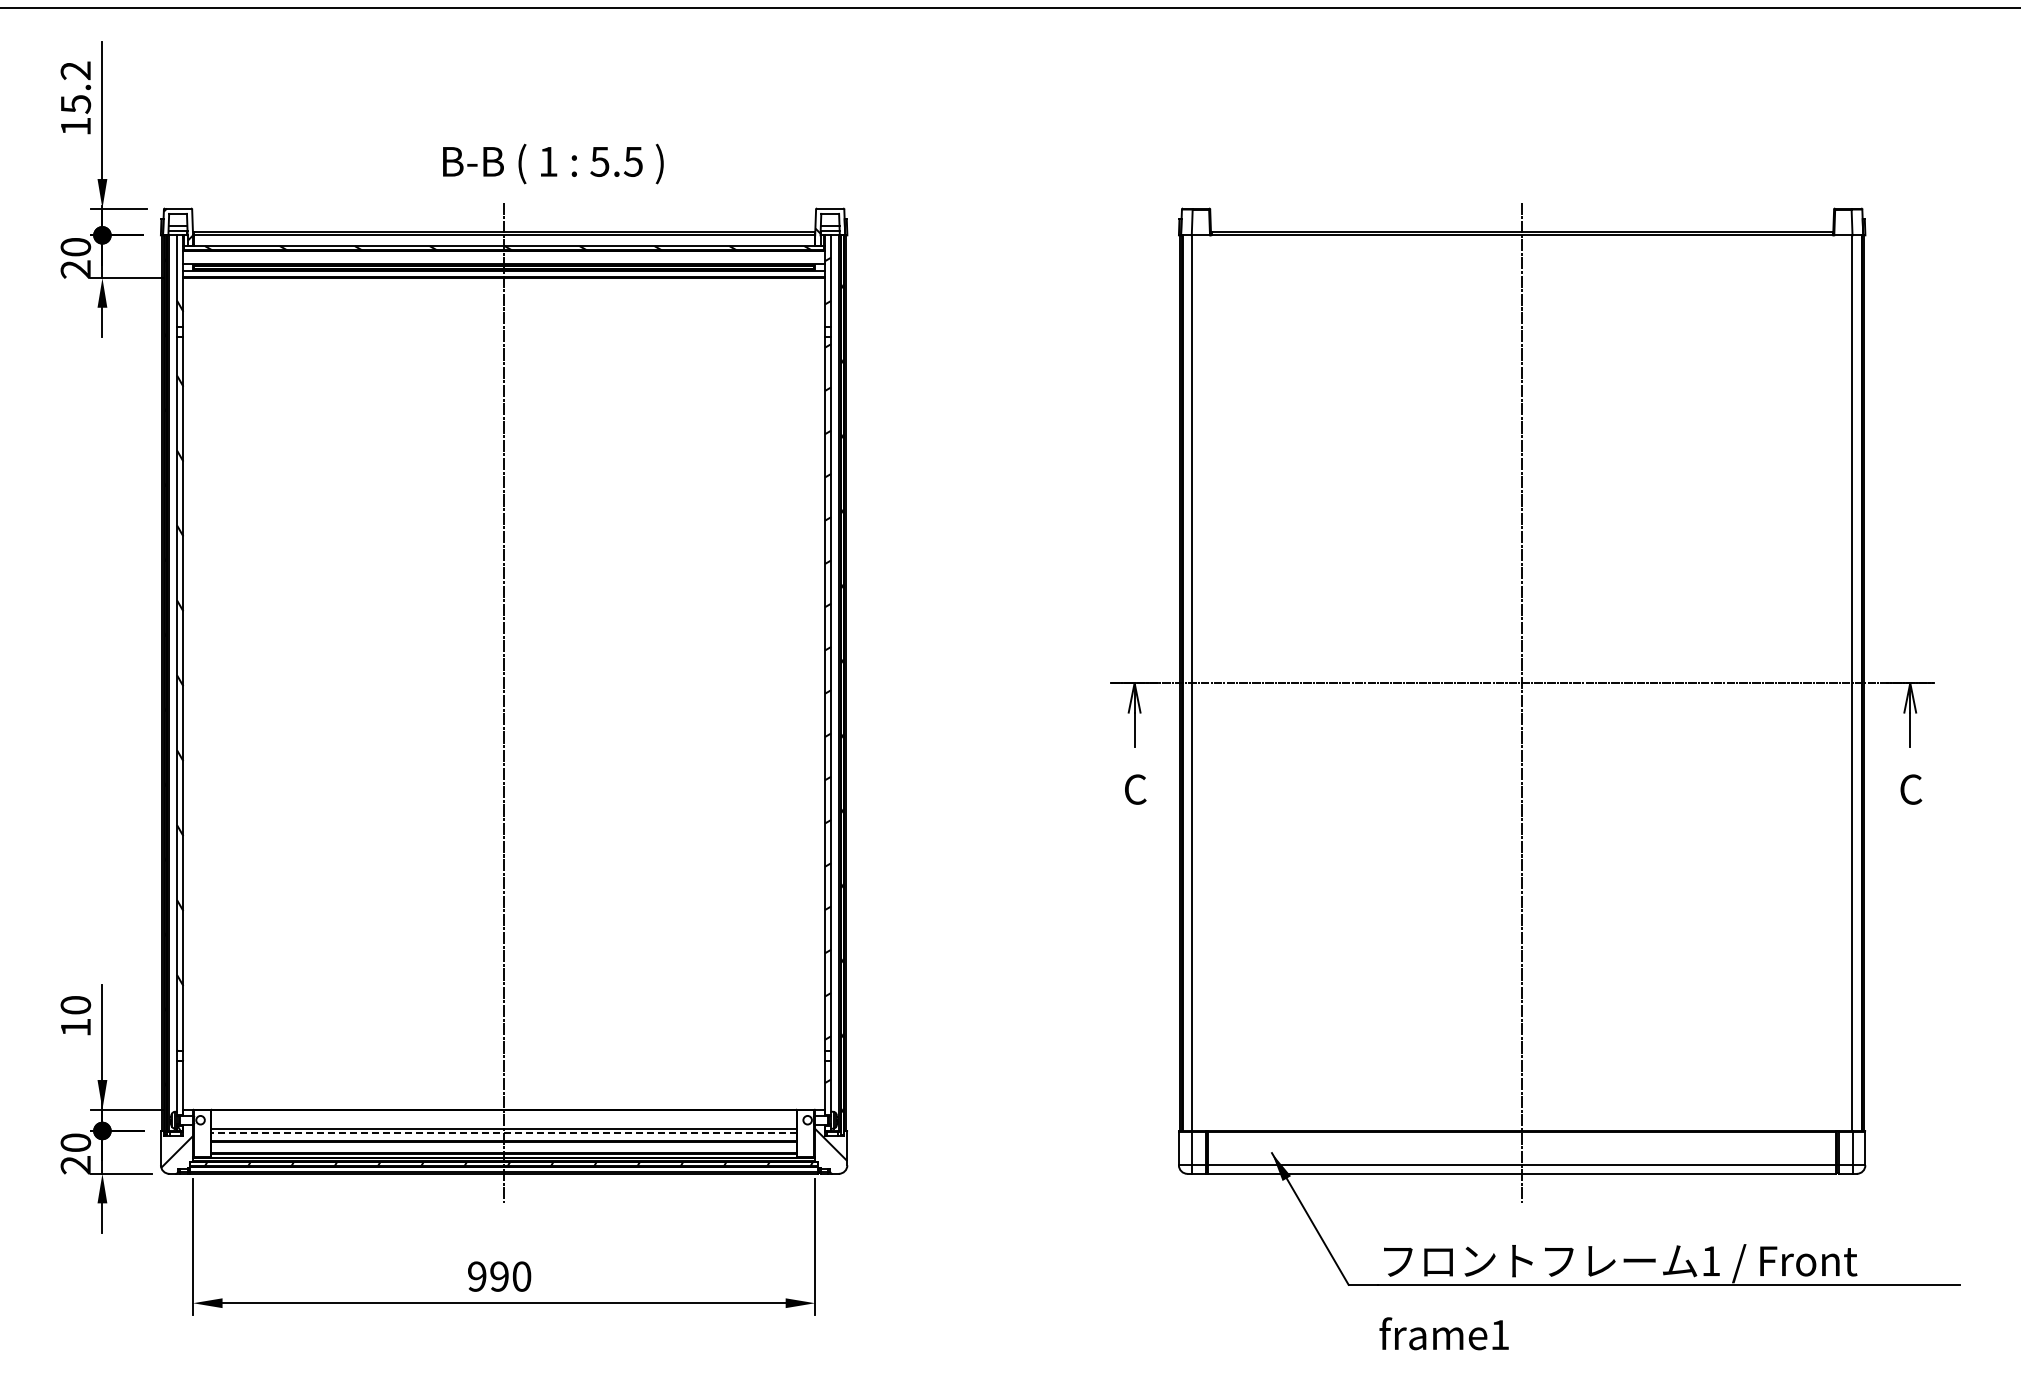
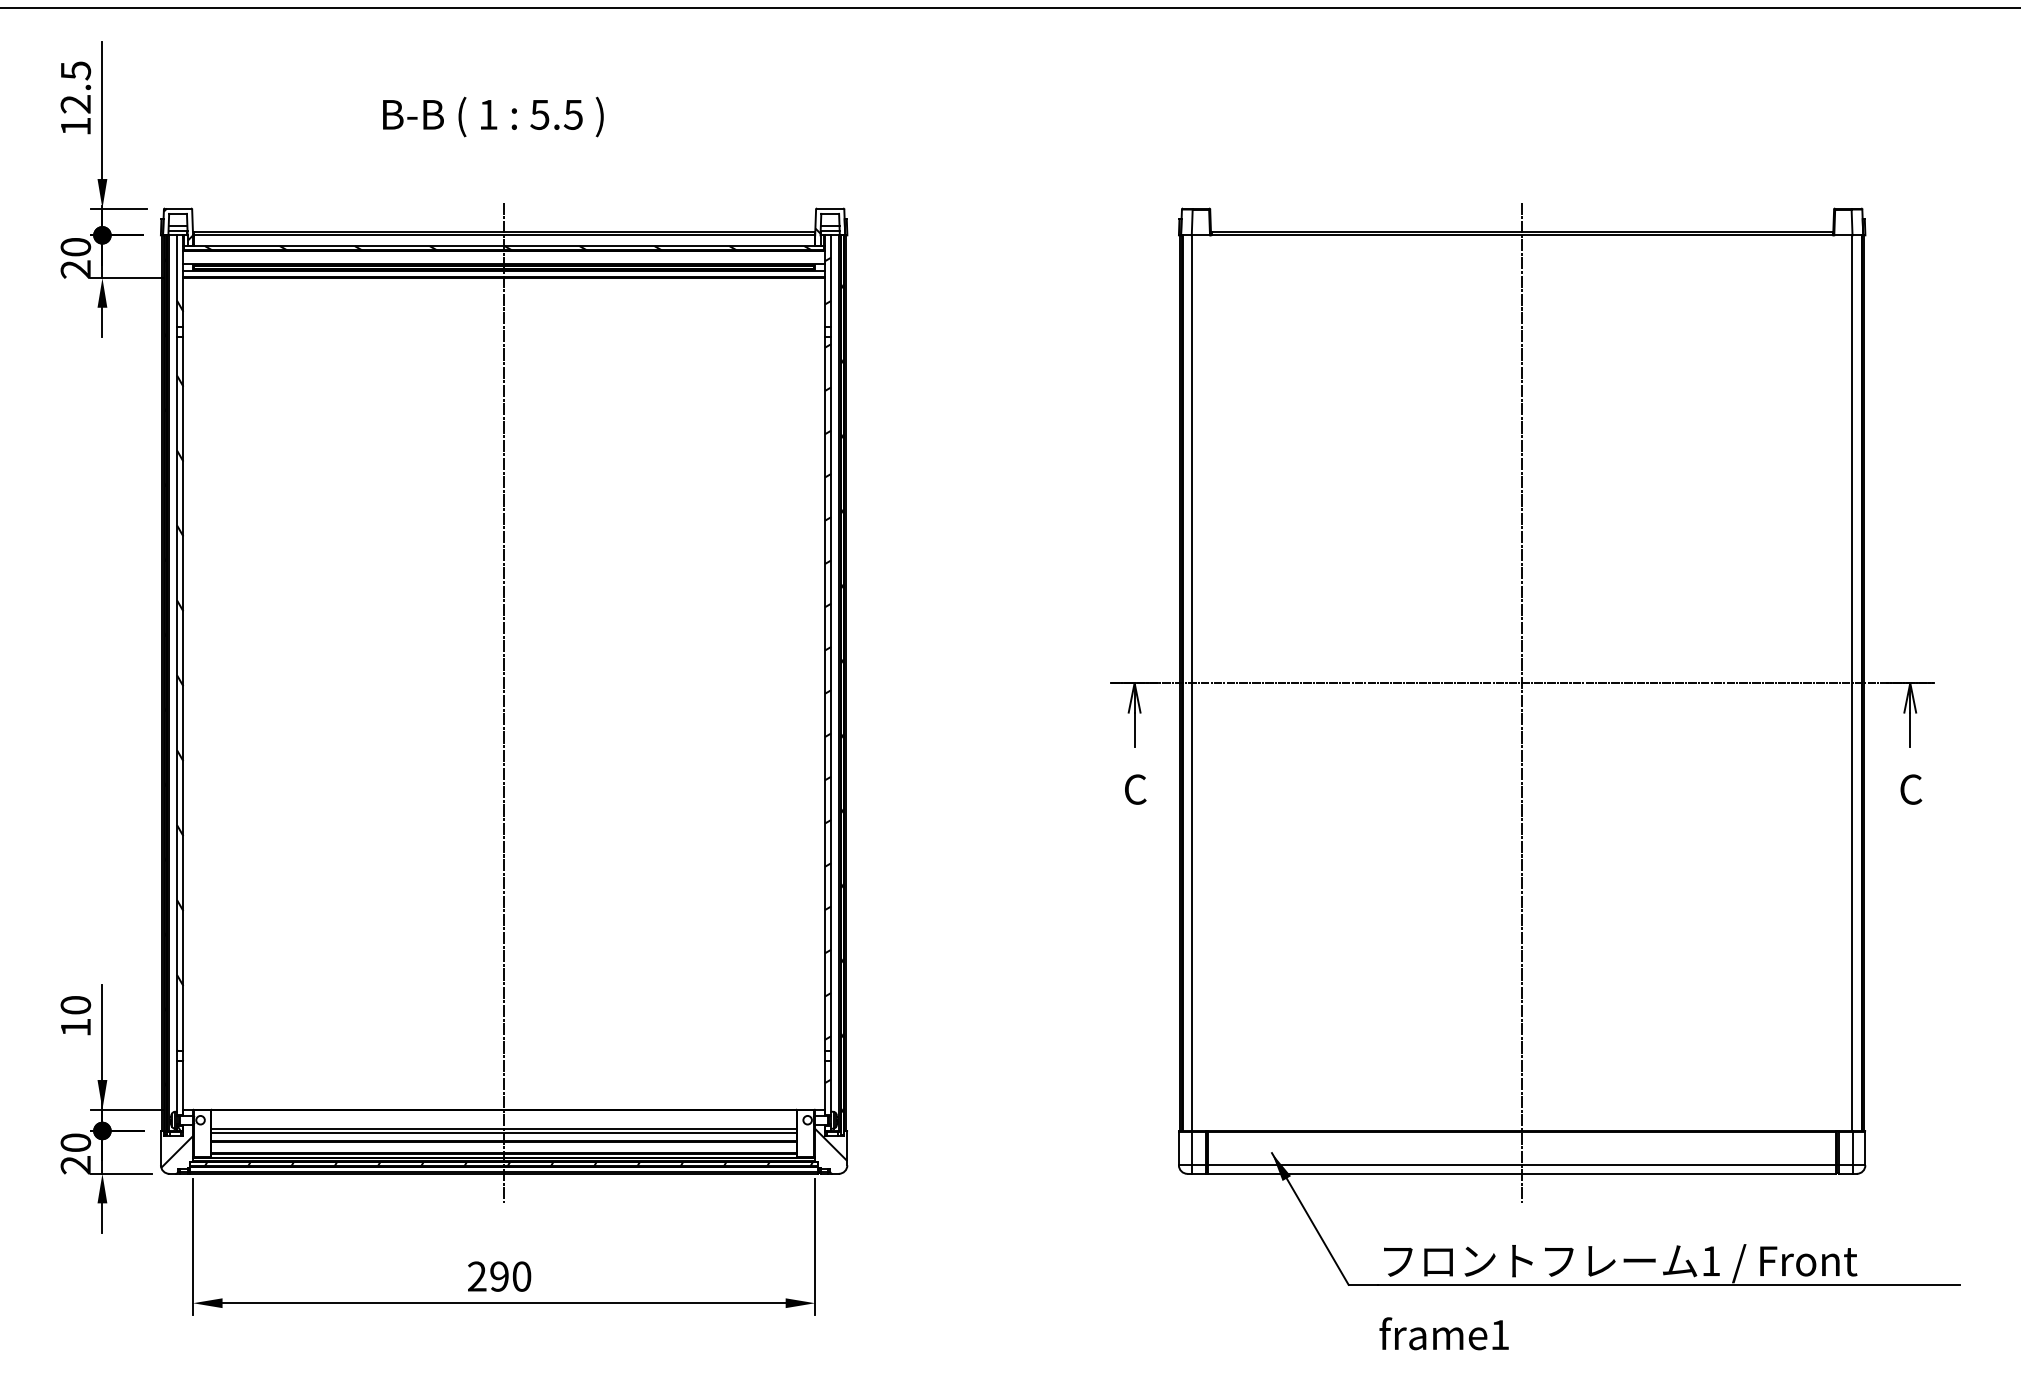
text: 15.2 -> 12.5 (75, 87)
text position: (553, 163) -> (493, 116) (493, 116)
line: dashed -> solid (504, 1133)
text: 990 -> 290 (477, 1276)
